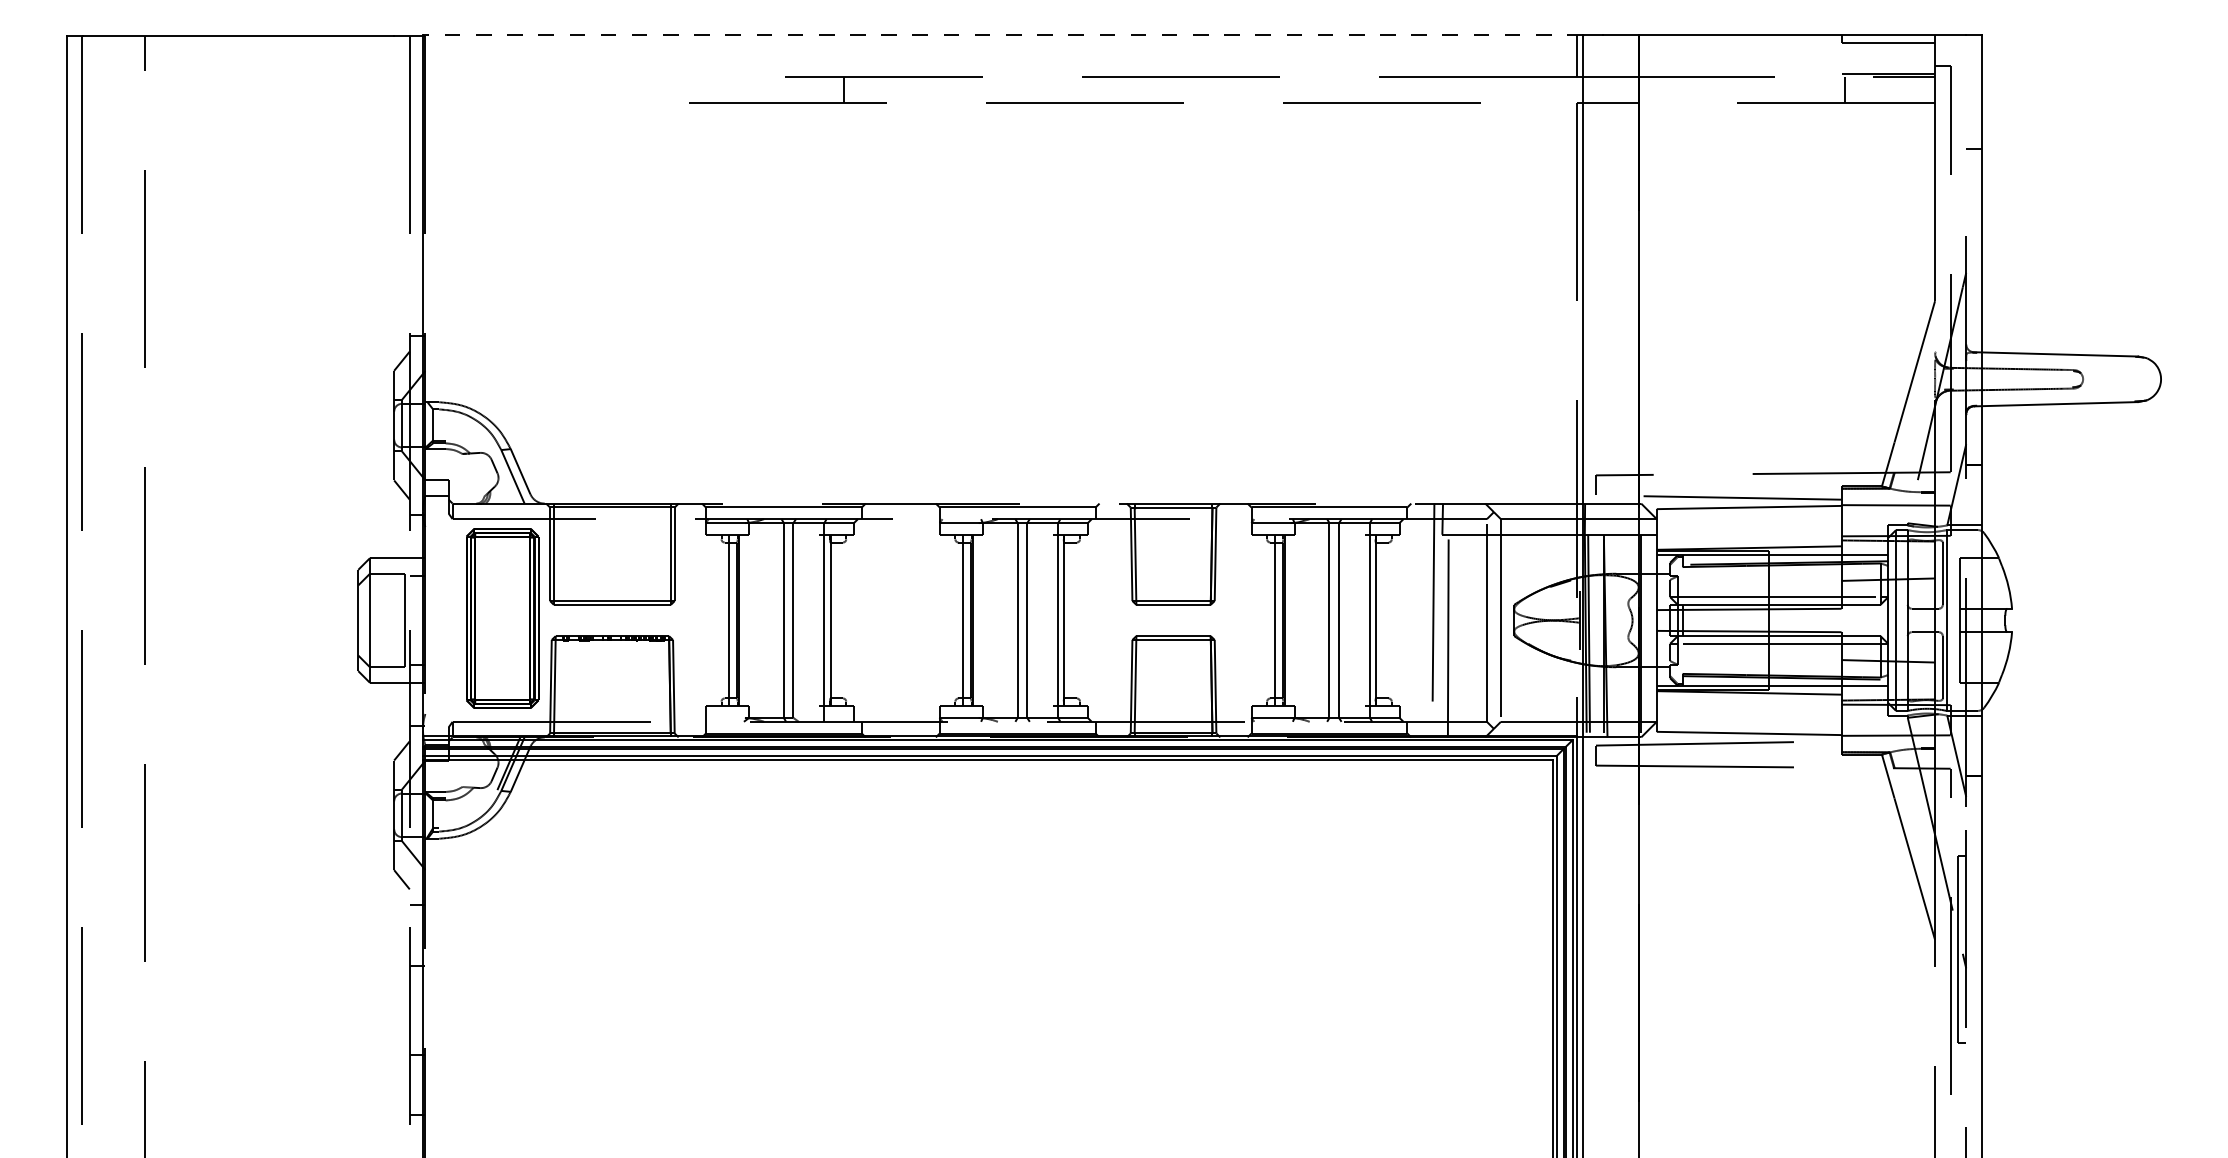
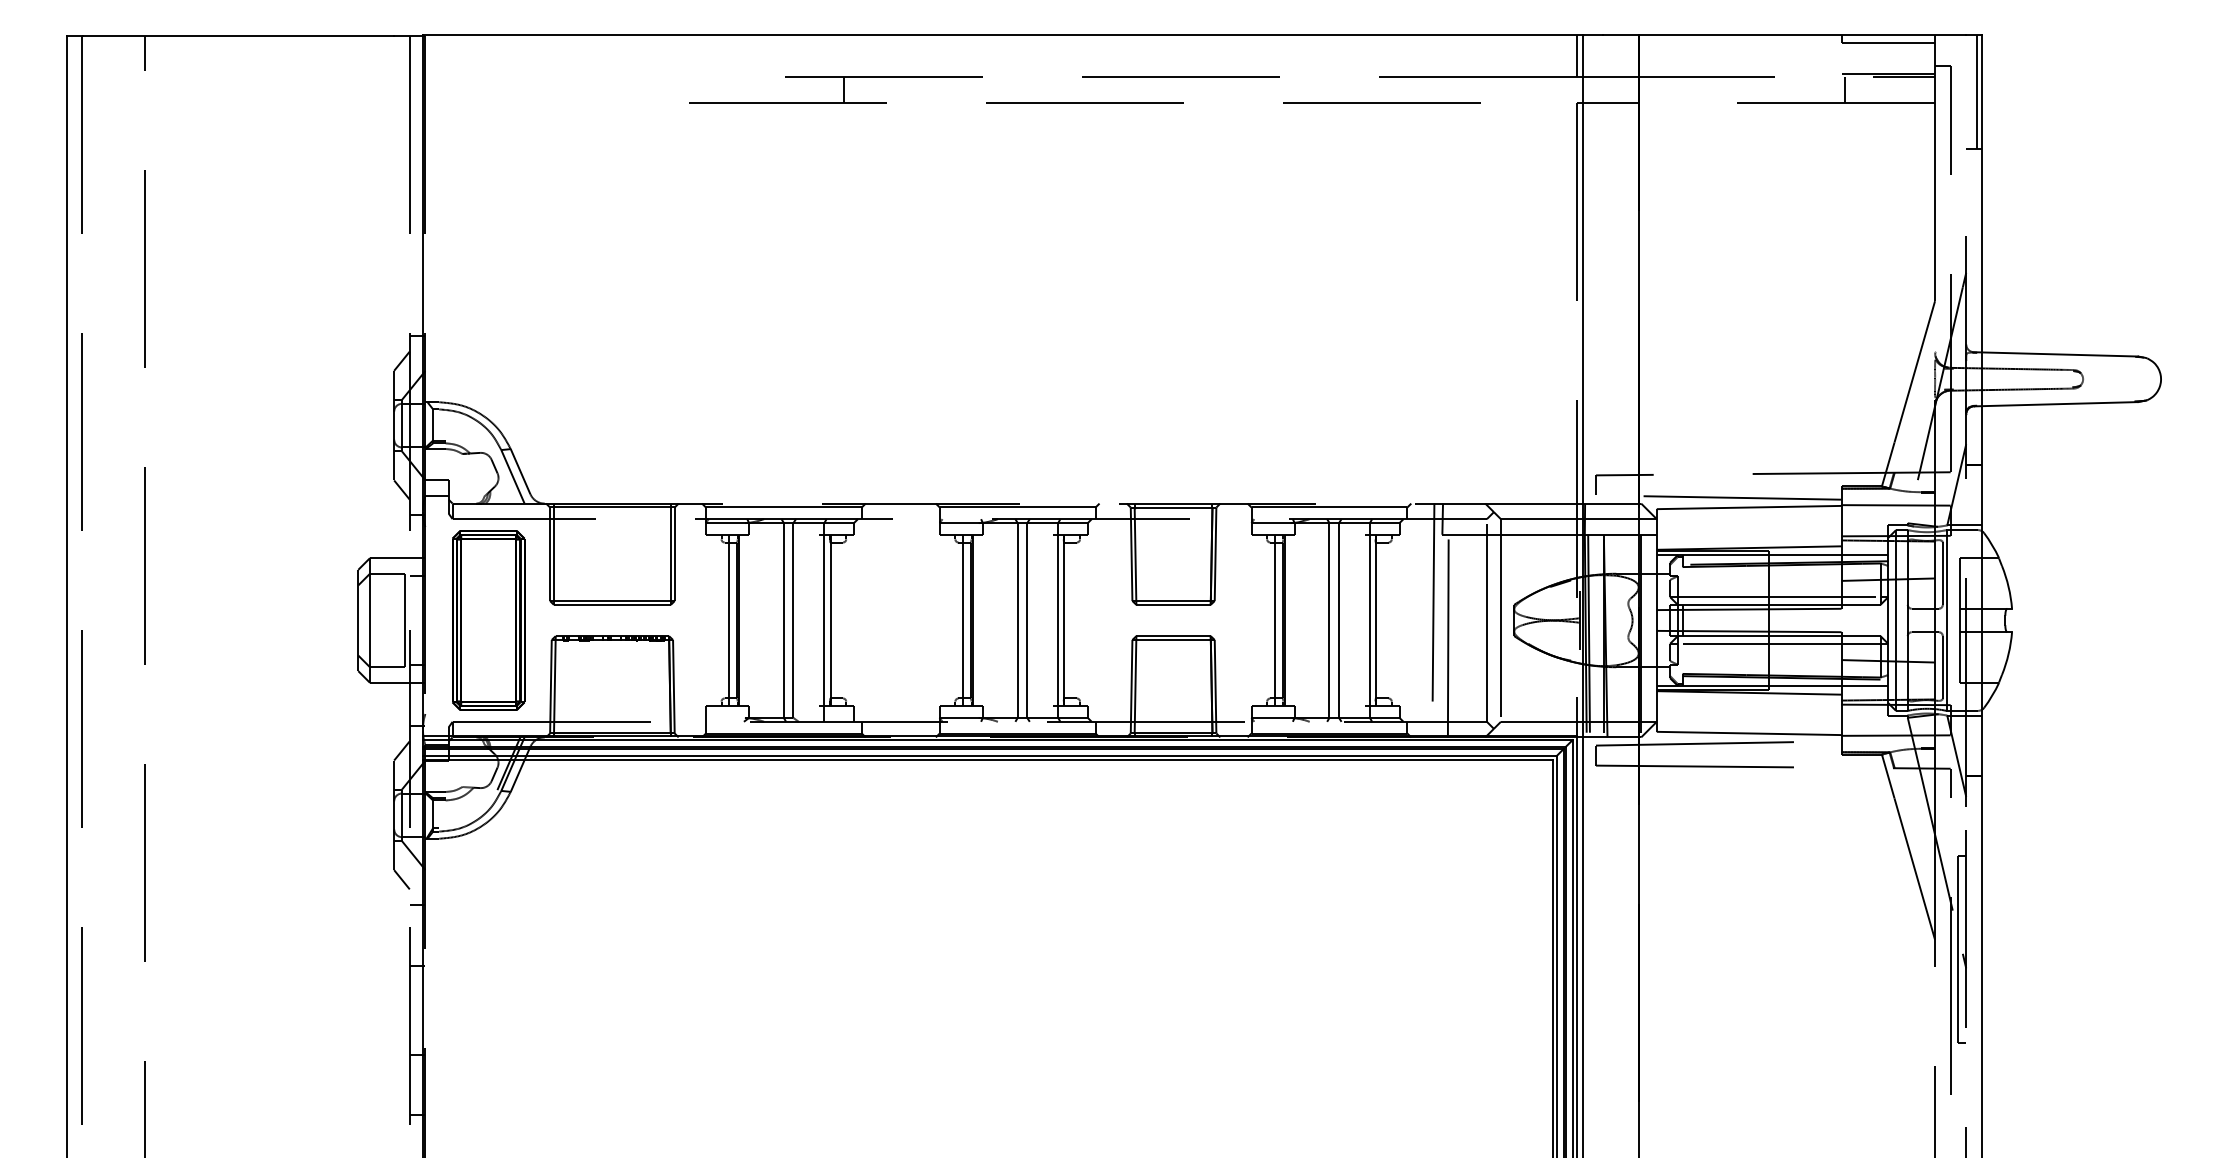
line: dashed -> solid (1002, 34)
line: none -> present (1977, 91)
part position: (502, 618) -> (488, 620) (488, 620)
